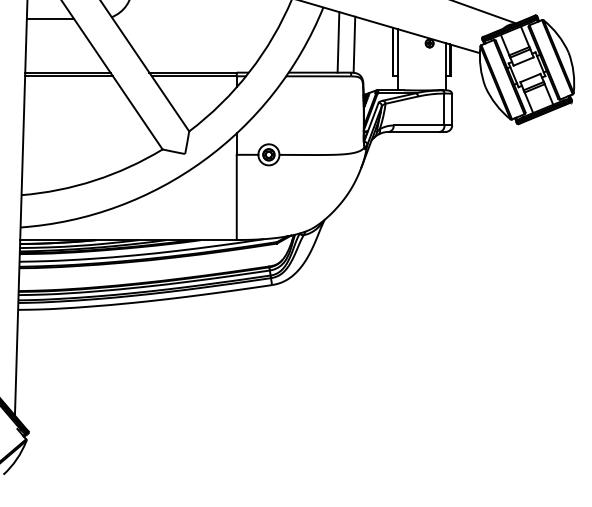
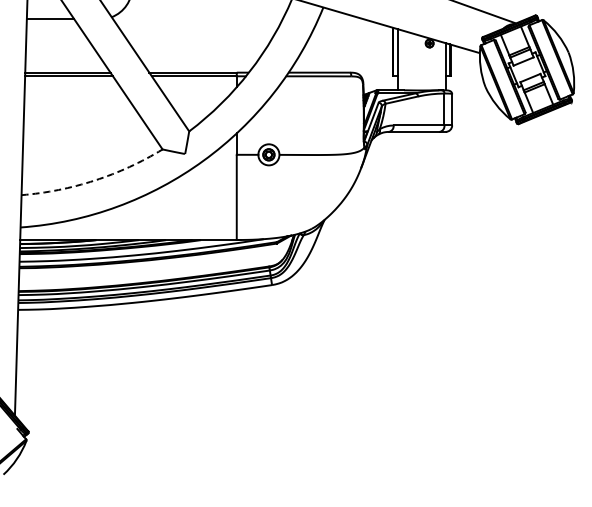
line: present -> none (338, 42)
line: present -> none (354, 44)
arc: solid -> dashed (94, 180)
